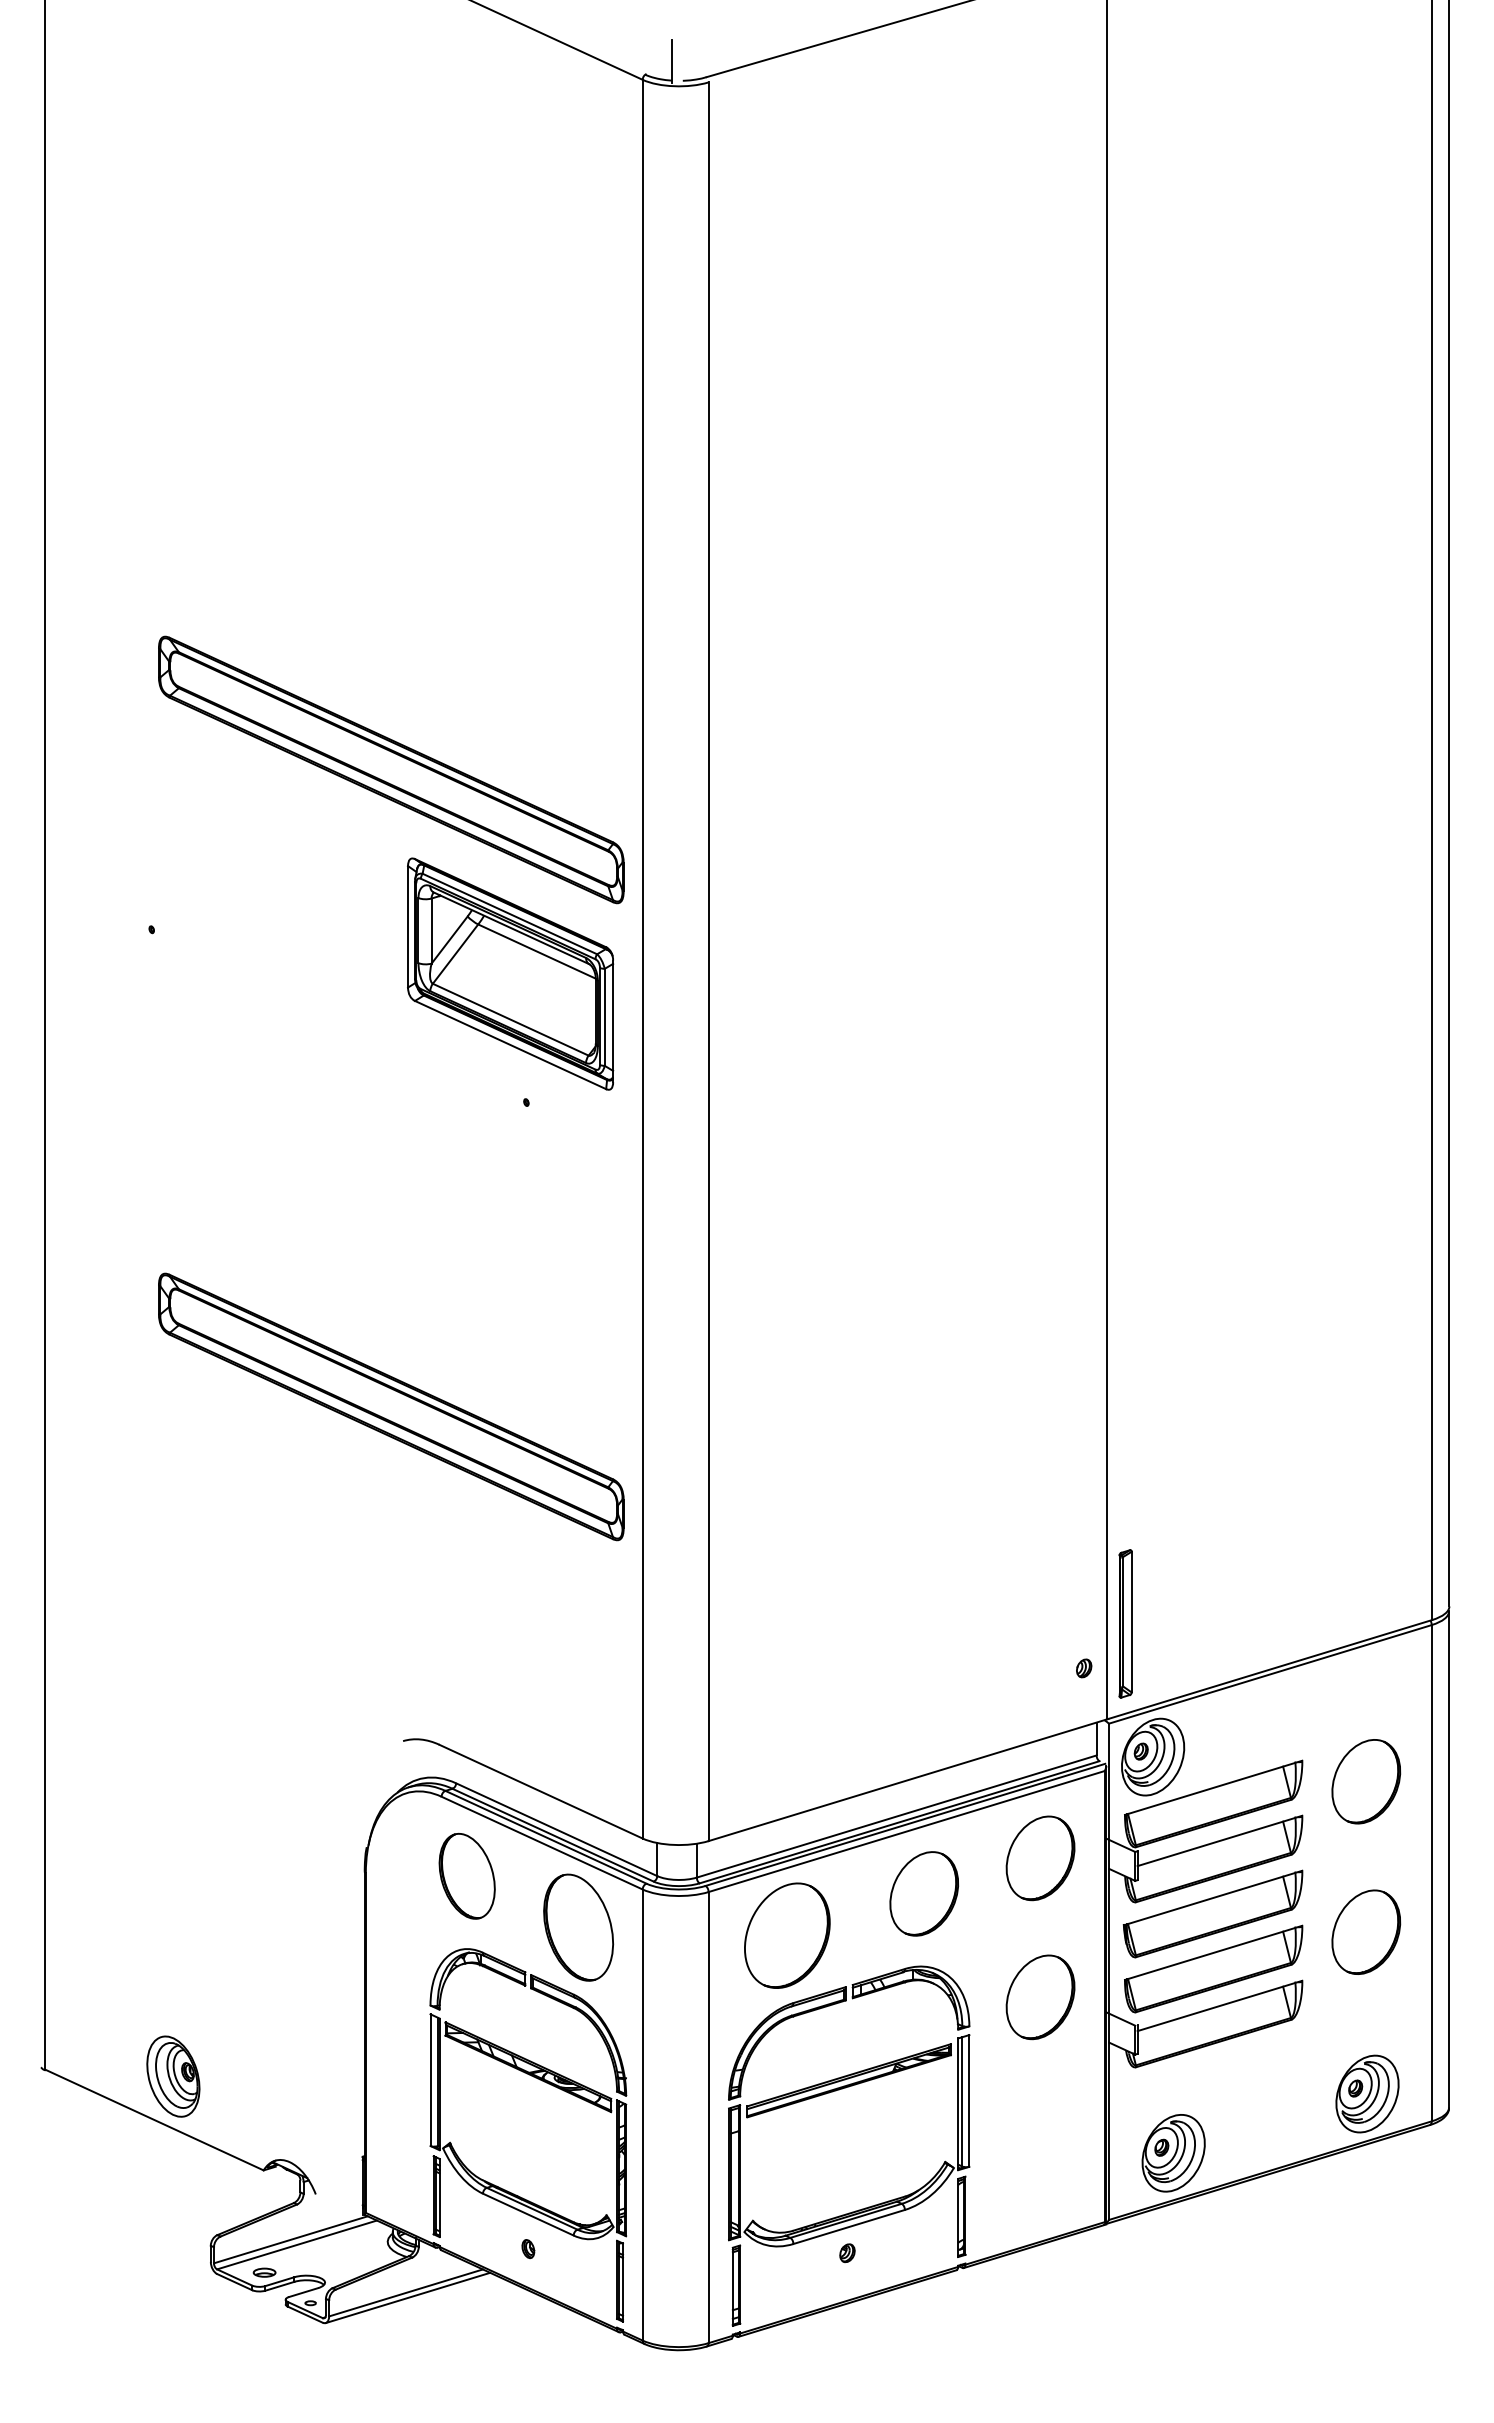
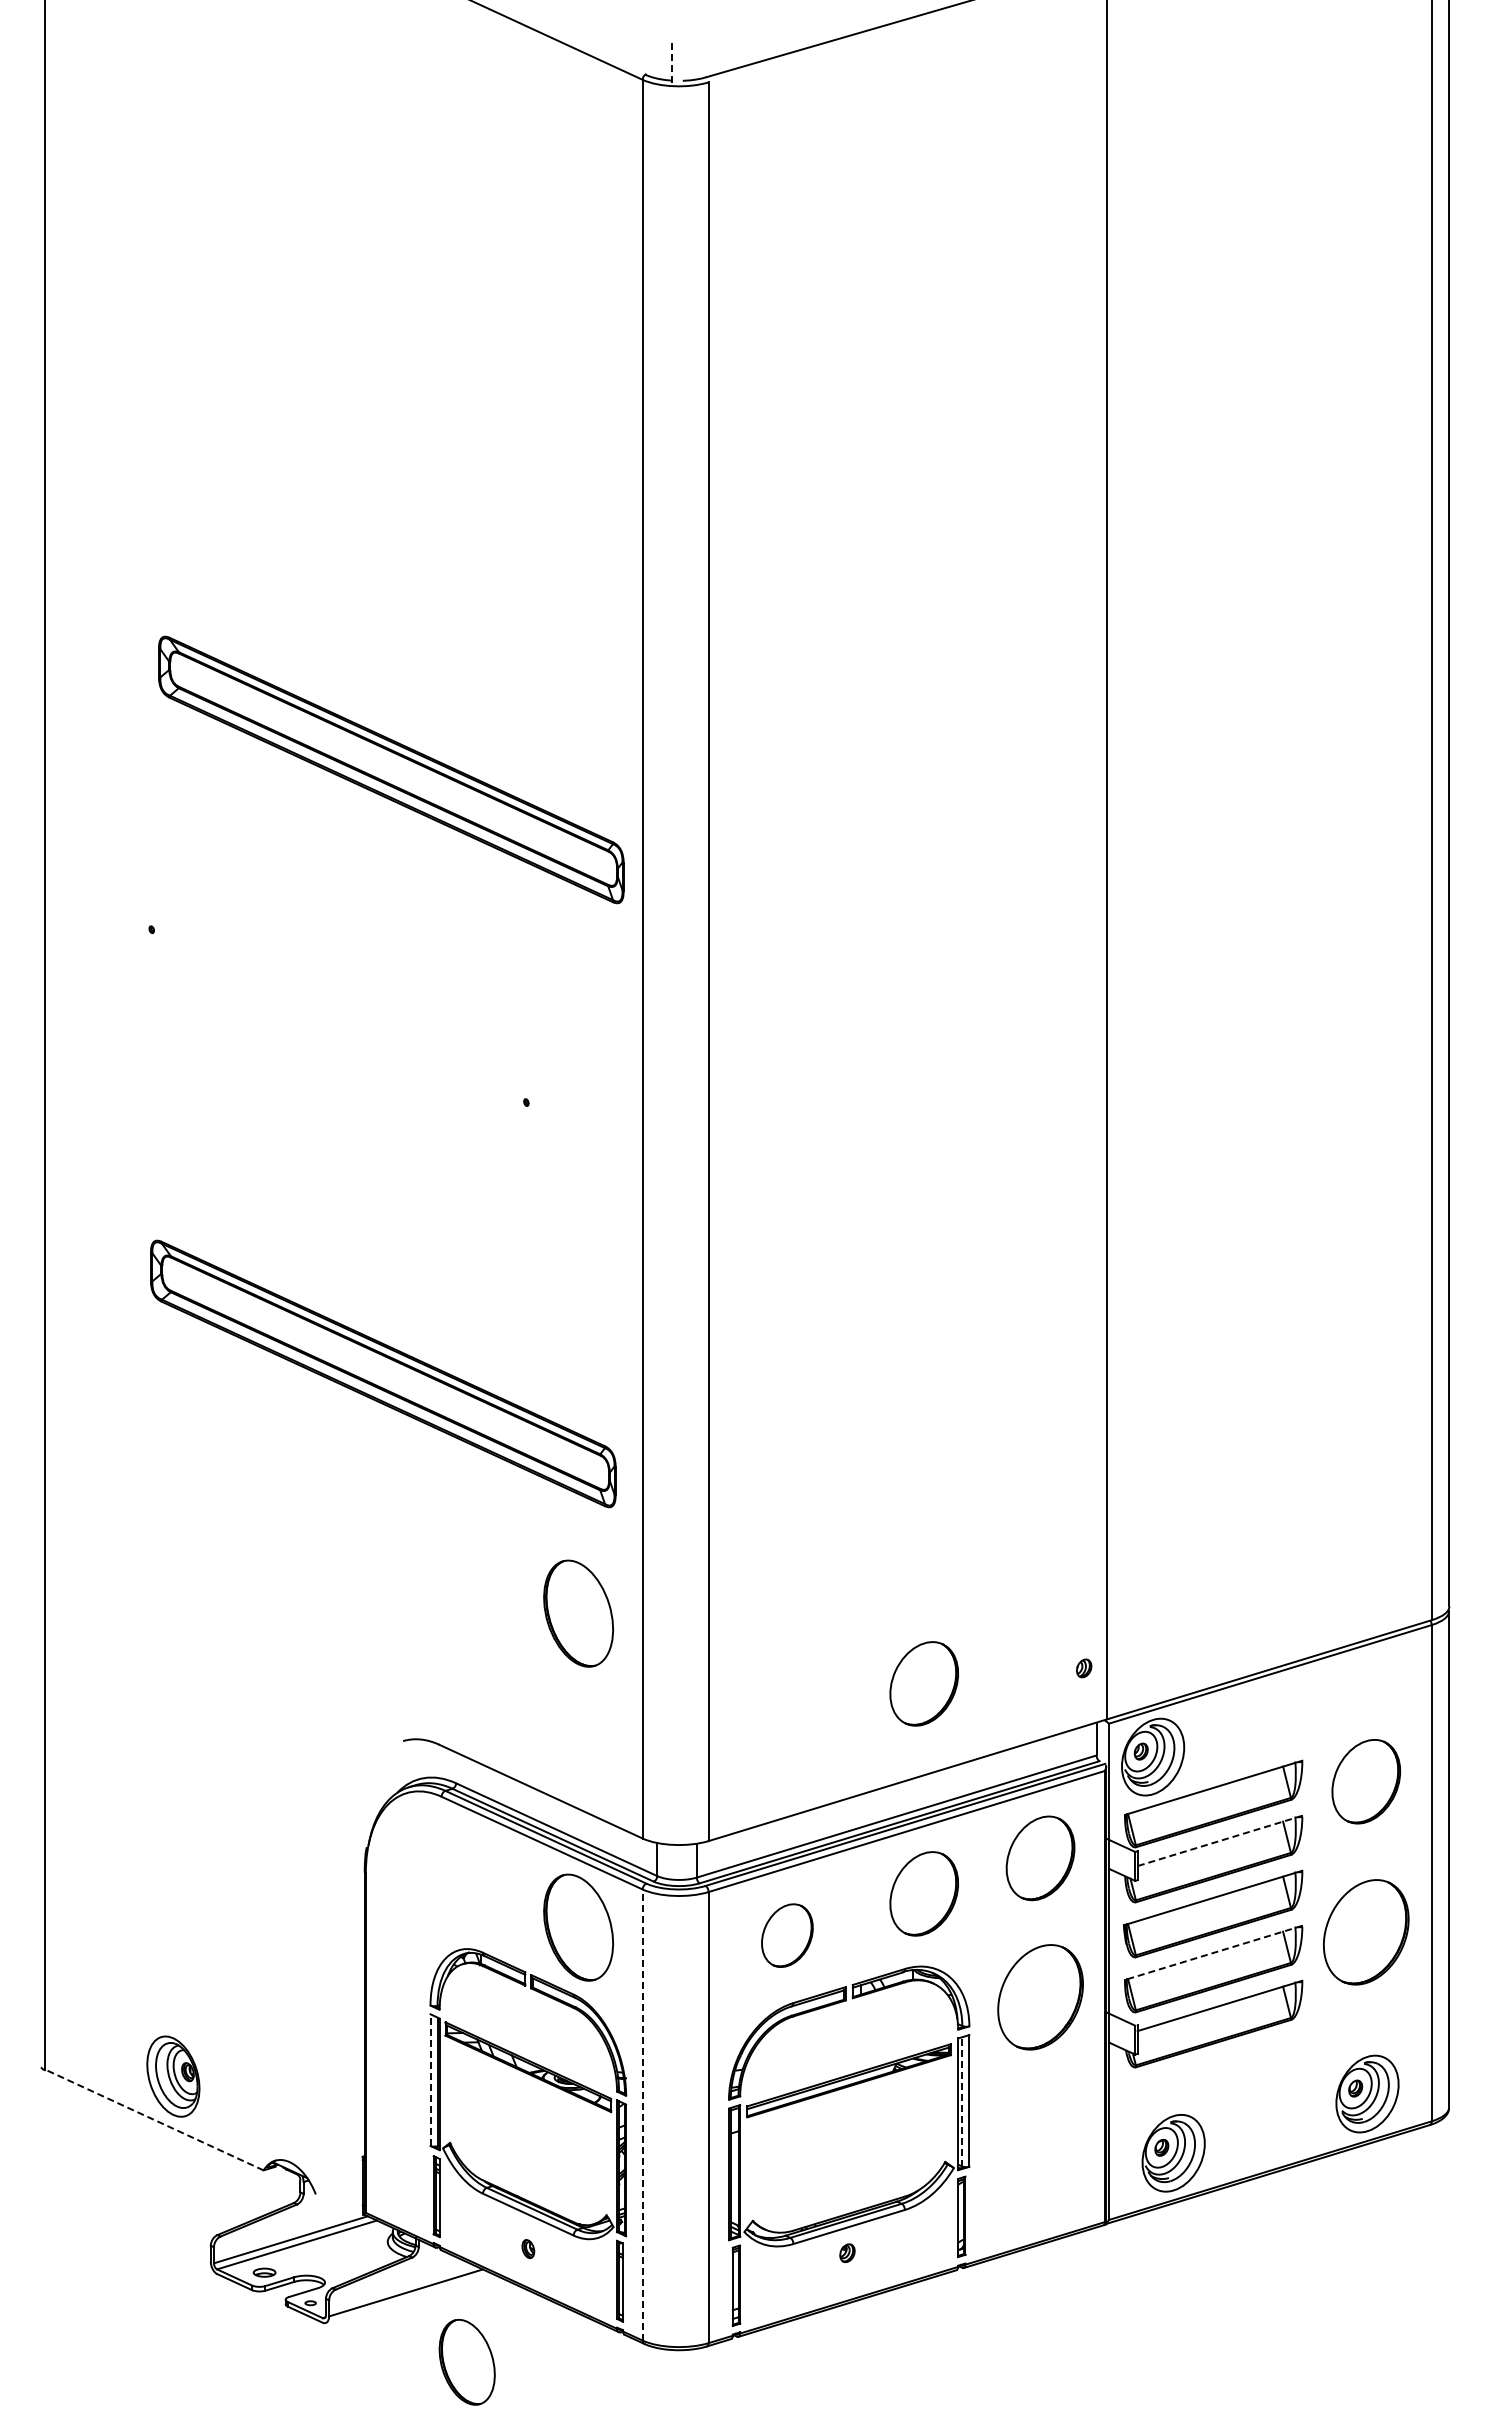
line: solid -> dashed (671, 61)
part: present -> none (510, 973)
part position: (391, 1406) -> (383, 1373) (383, 1373)
part: none -> present (578, 1613)
part: present -> none (1125, 1623)
part: none -> present (923, 1683)
line: solid -> dashed (1219, 1841)
part position: (466, 1876) -> (466, 2362) (466, 2362)
part size: 71x86 px -> 87x107 px (1366, 1932)
part size: 87x107 px -> 53x65 px (787, 1935)
line: solid -> dashed (1213, 1952)
part size: 71x87 px -> 87x107 px (1040, 1997)
line: solid -> dashed (430, 2080)
line: solid -> dashed (962, 2101)
line: solid -> dashed (642, 2115)
line: solid -> dashed (153, 2119)
line: present -> none (407, 2297)
